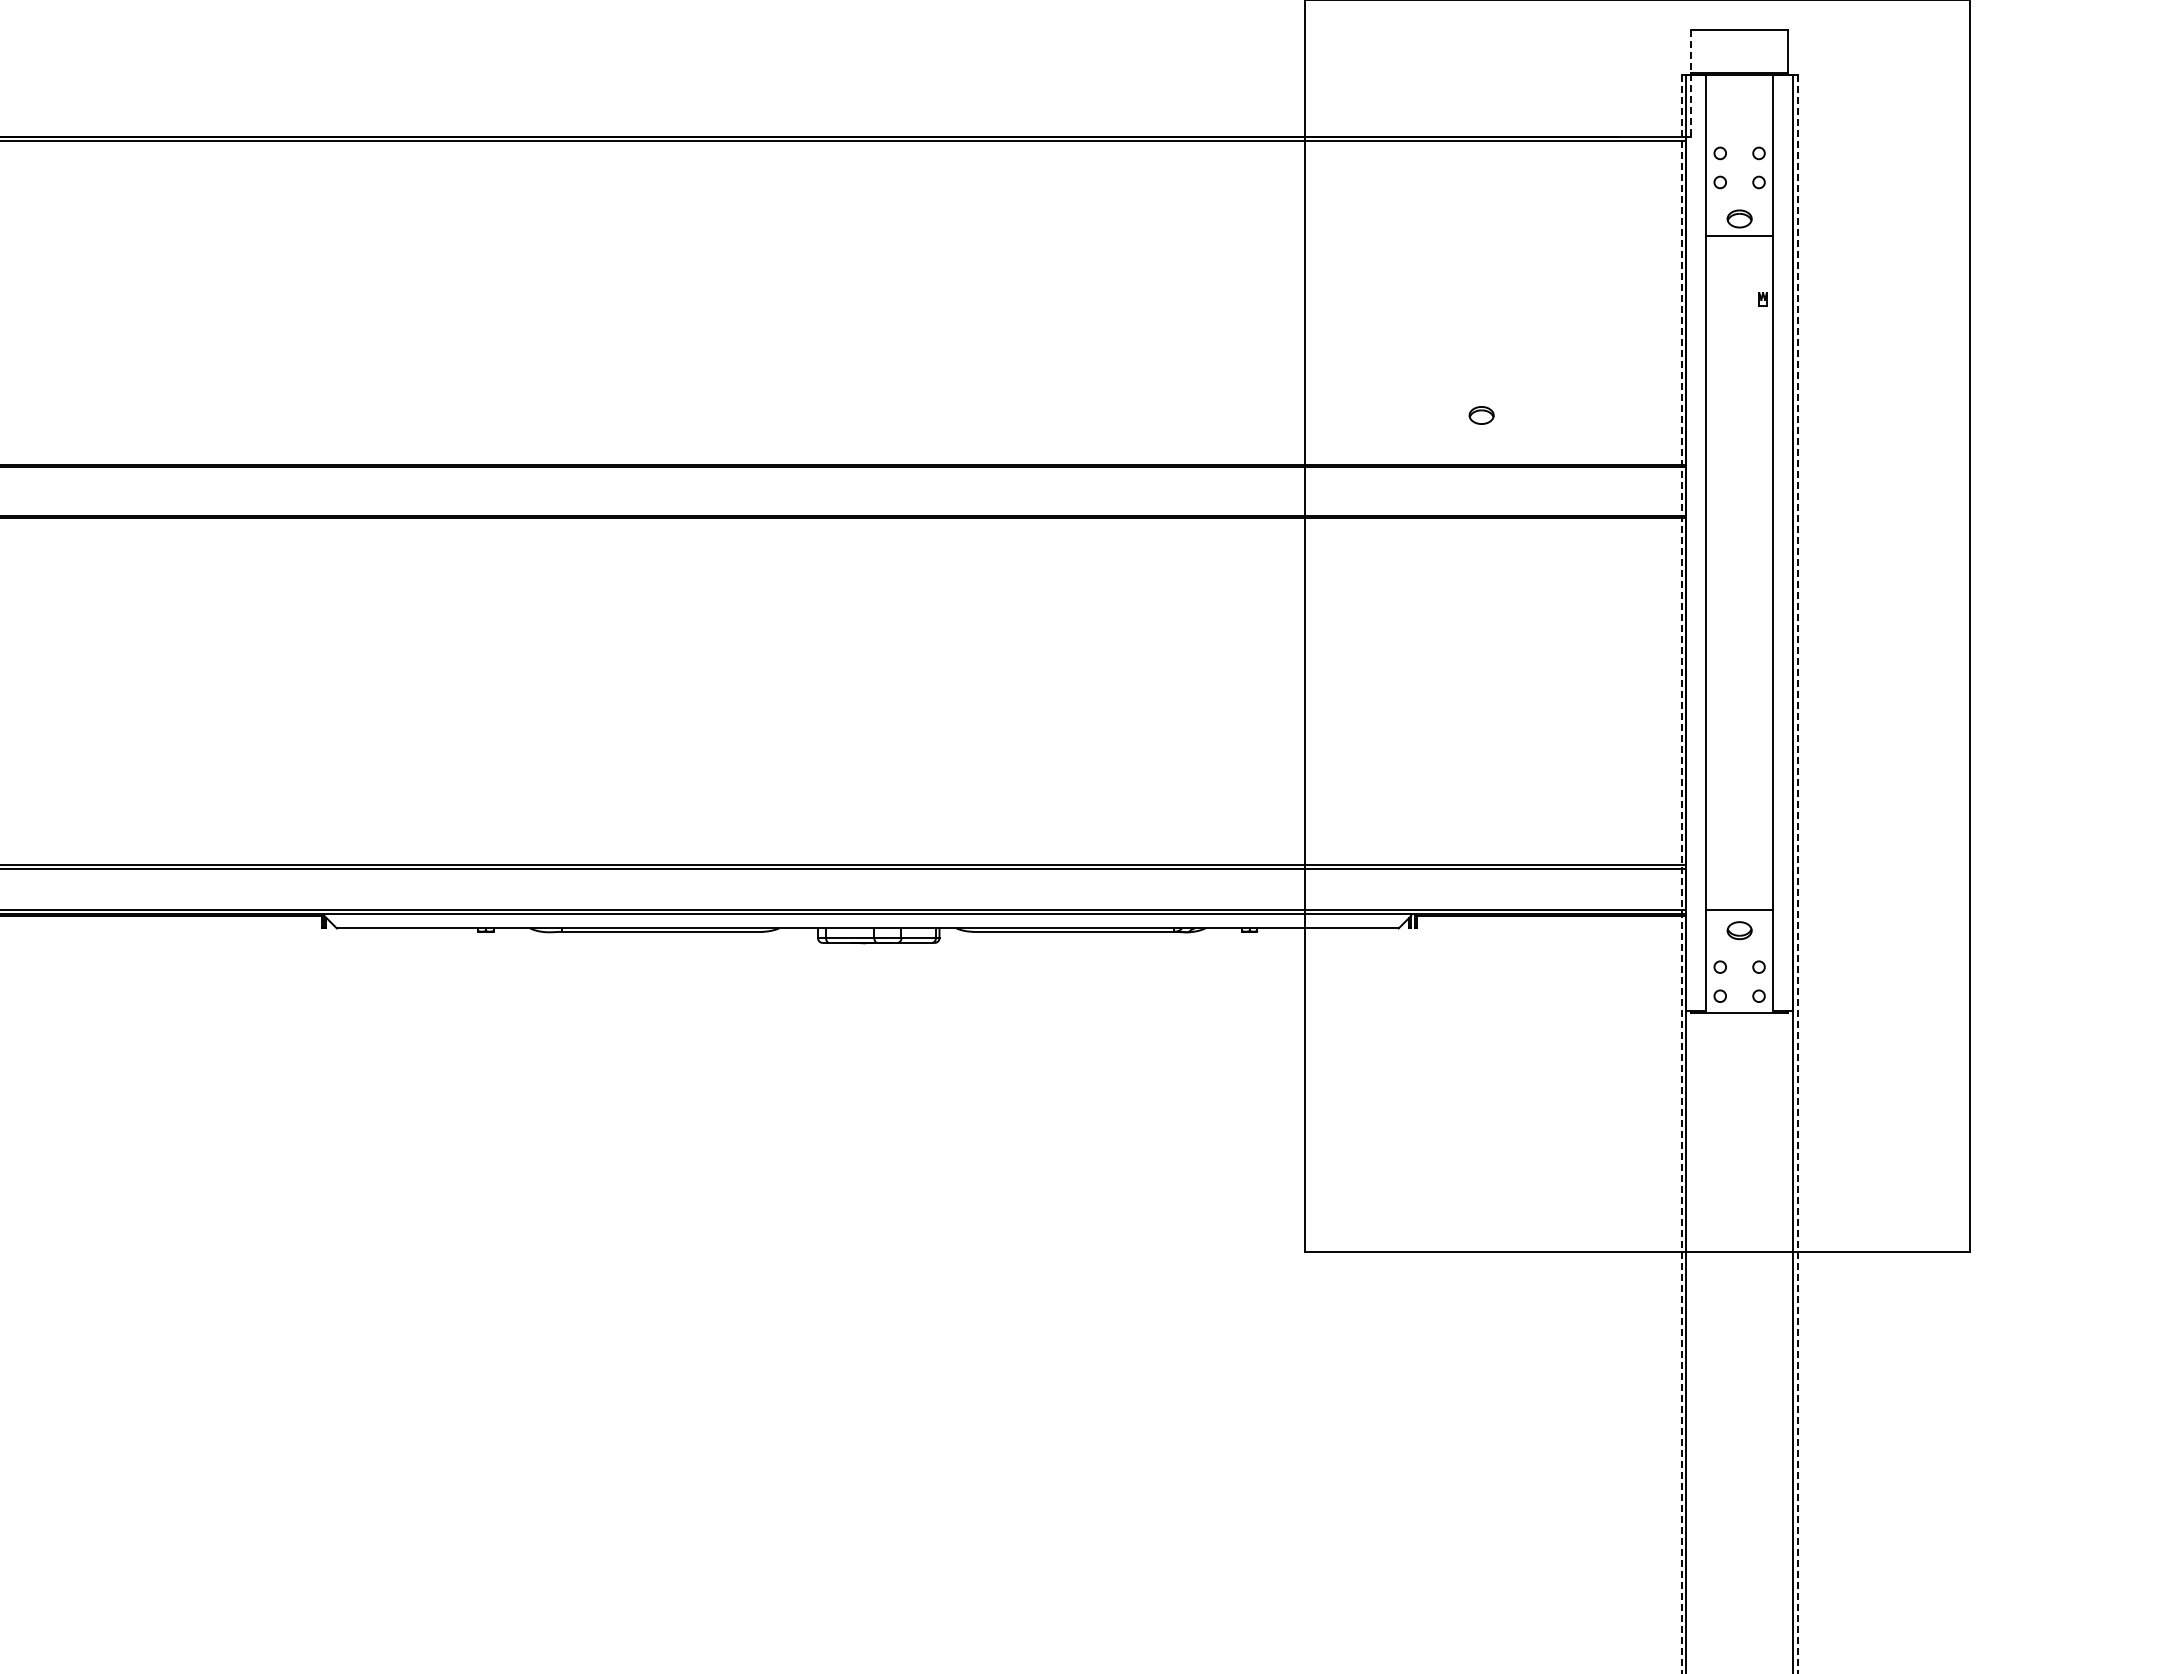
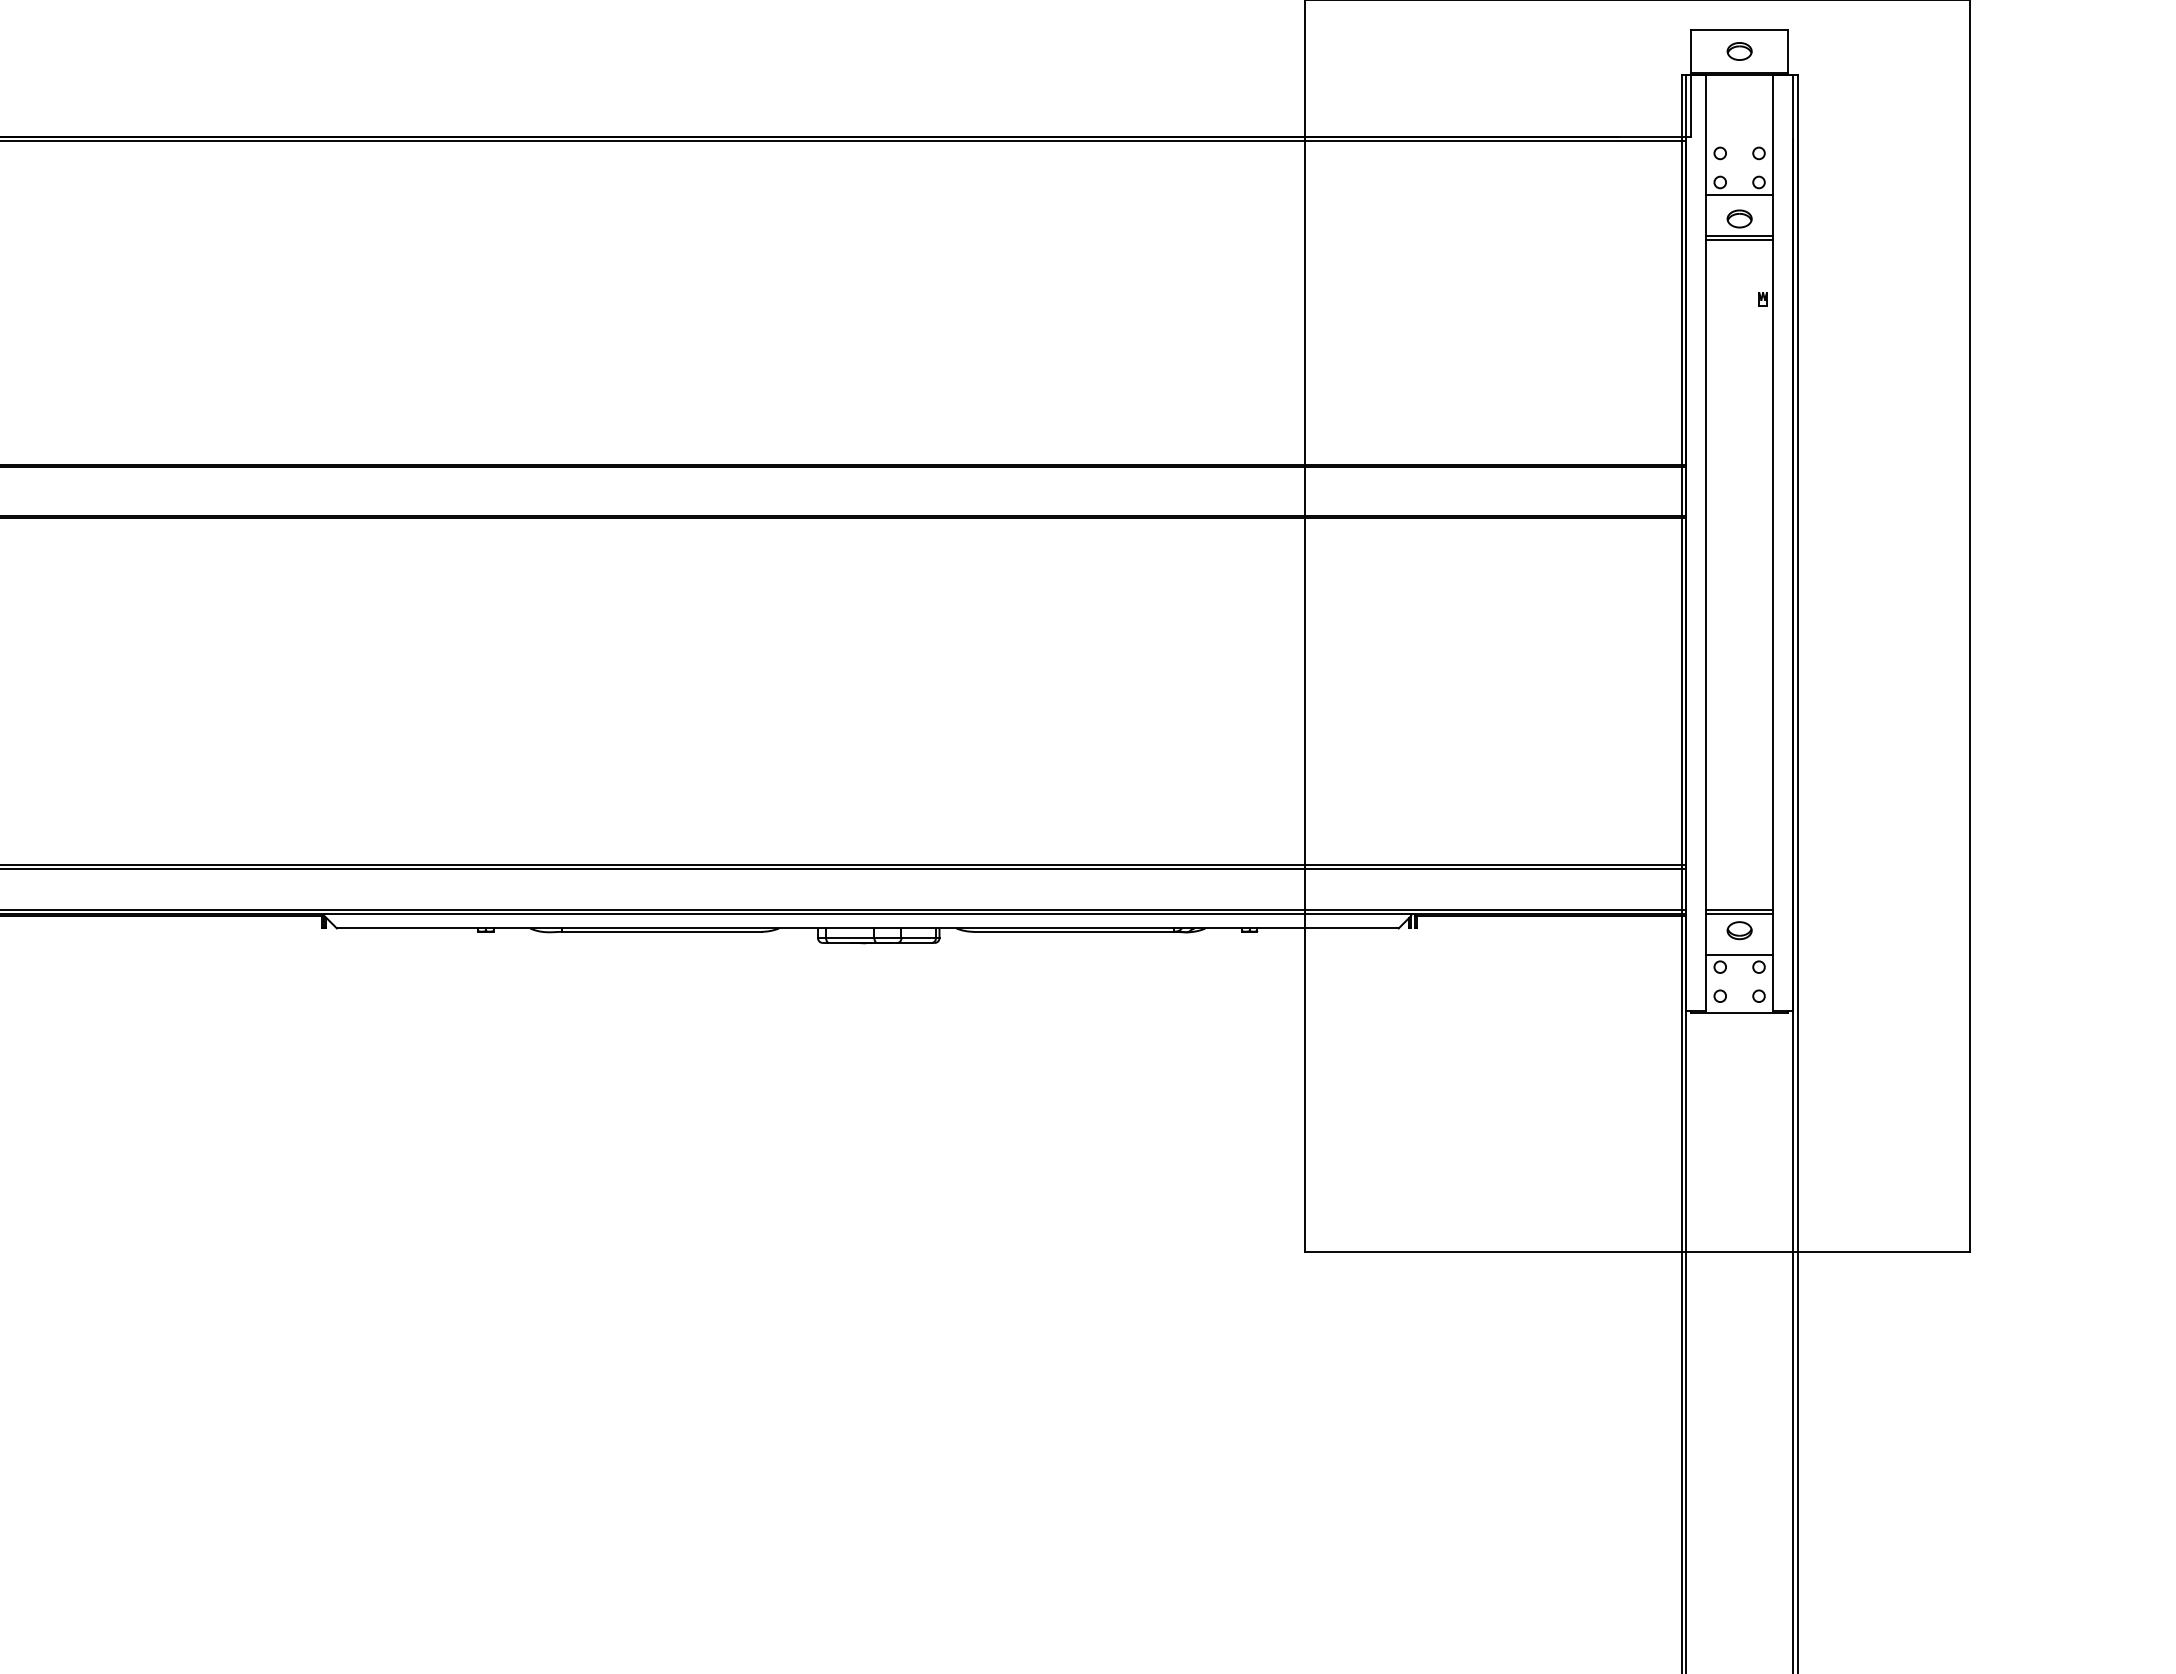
line: dashed -> solid (1691, 84)
line: none -> present (1739, 195)
line: none -> present (1739, 239)
part position: (1481, 415) -> (1739, 51) (1739, 51)
line: dashed -> solid (1681, 874)
line: dashed -> solid (1797, 874)
line: none -> present (1739, 913)
line: none -> present (1739, 954)
